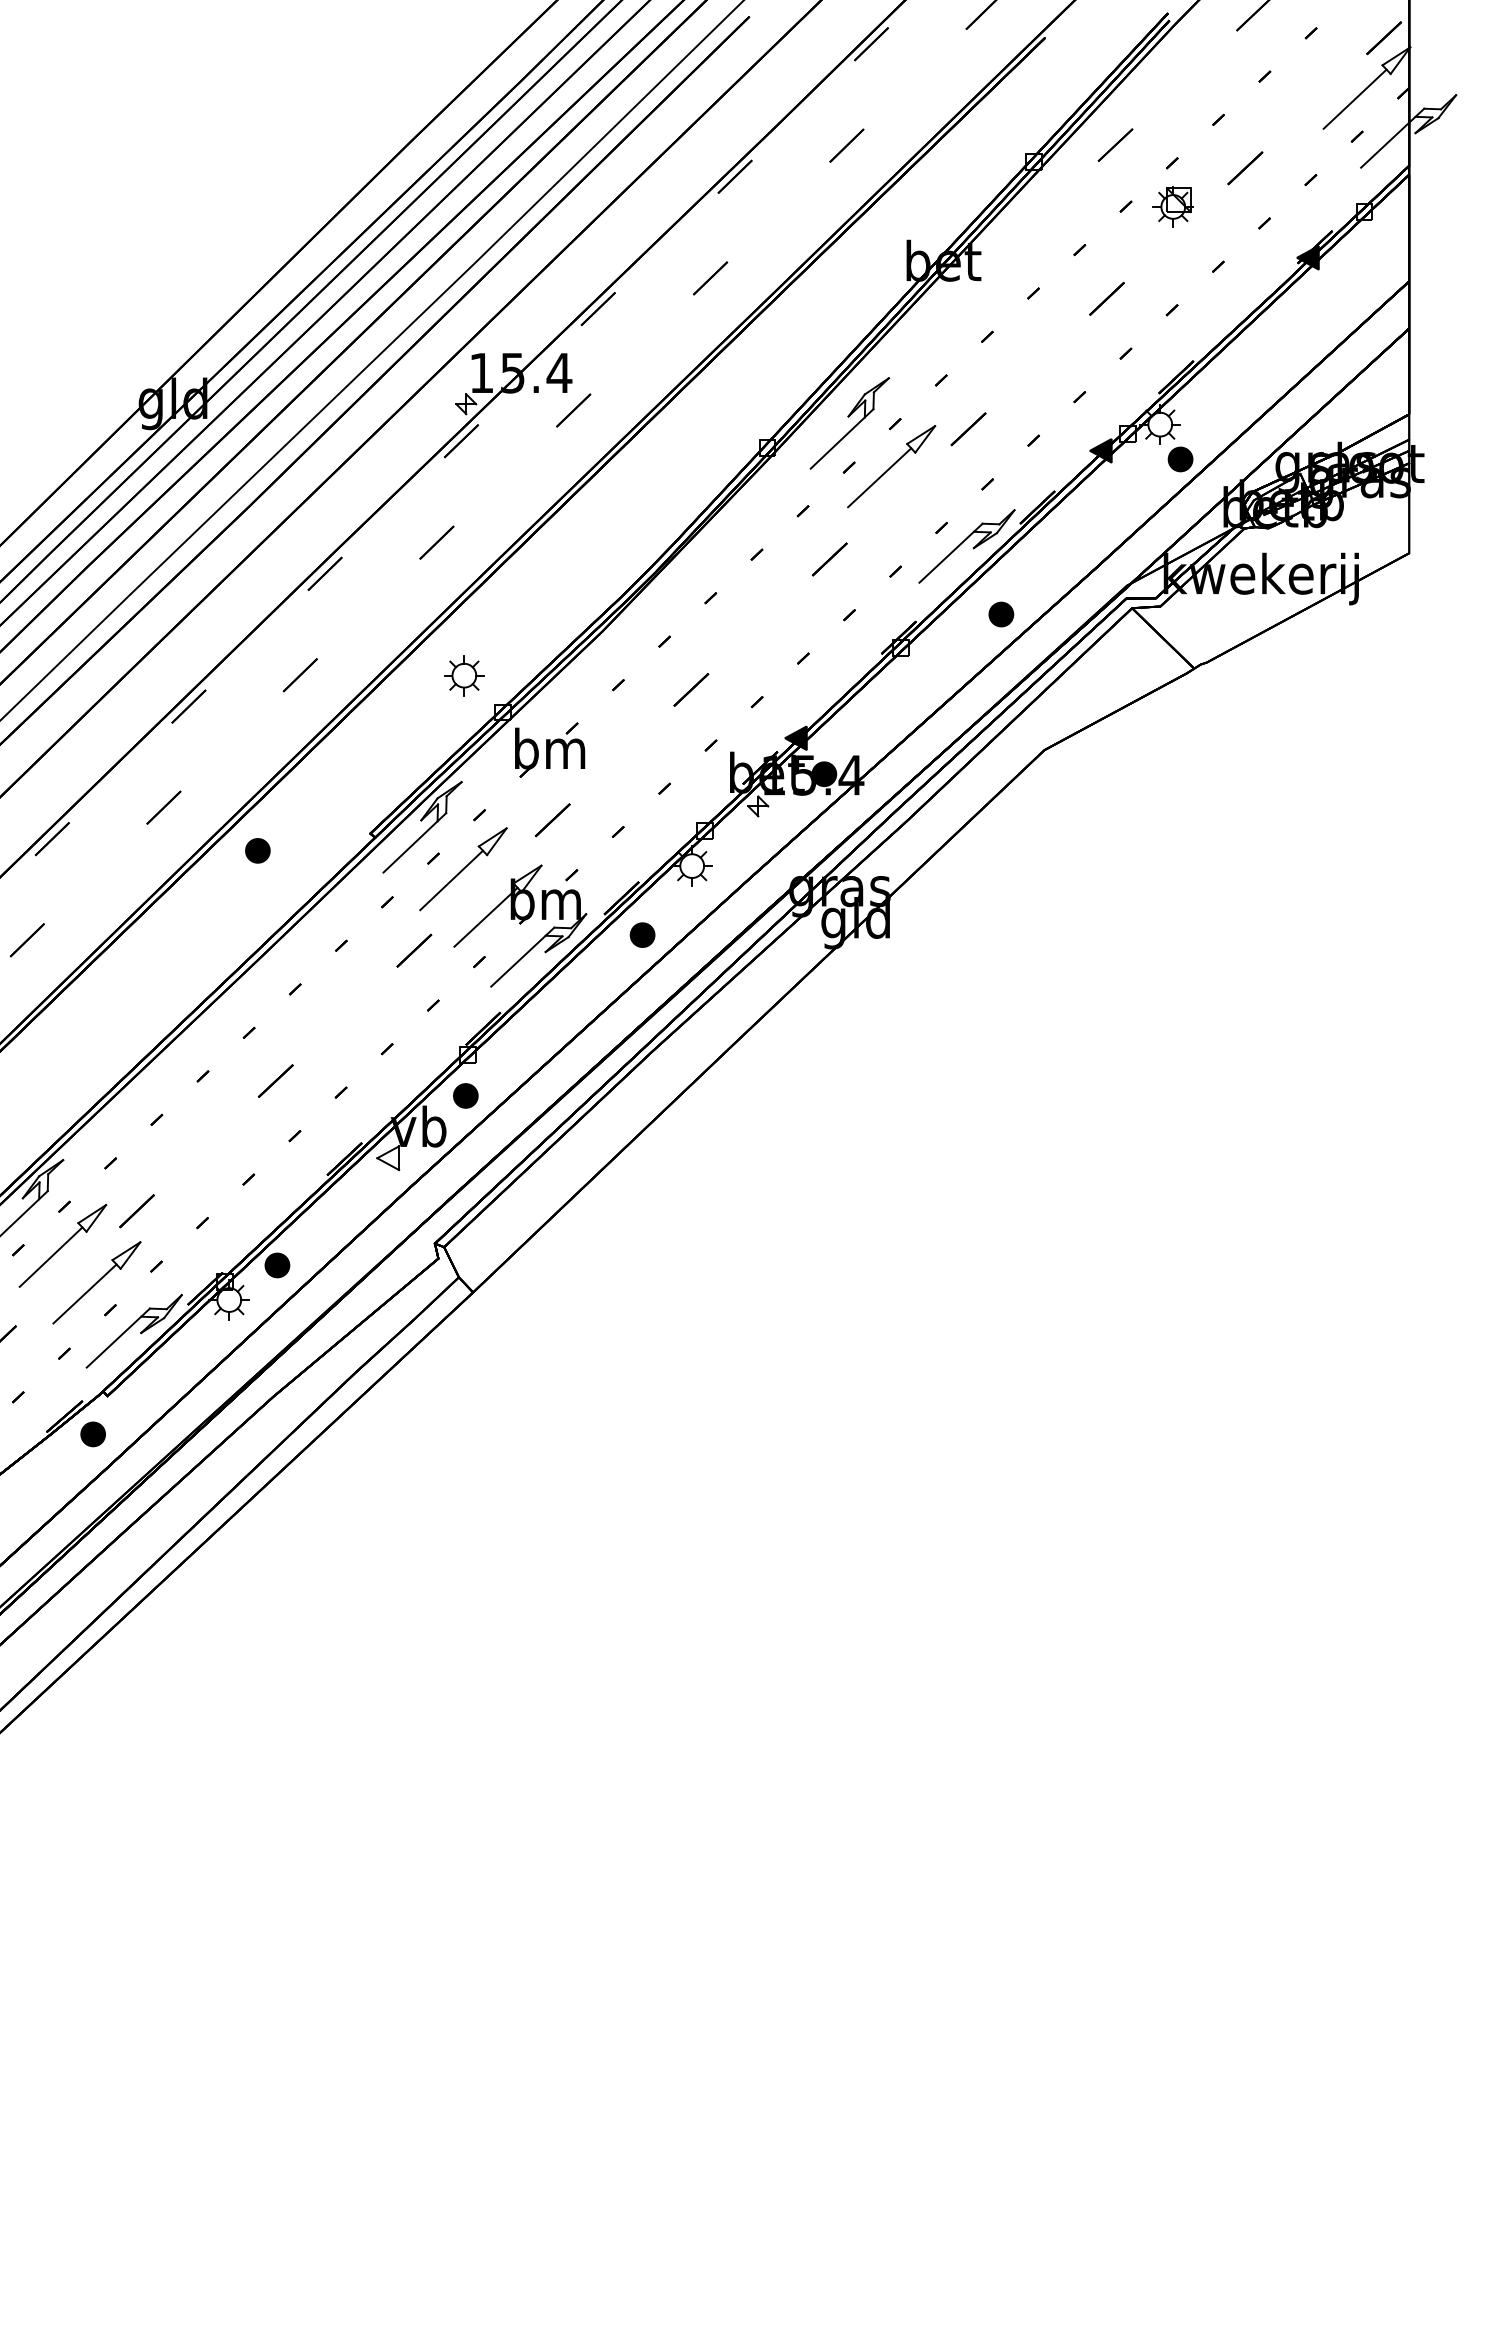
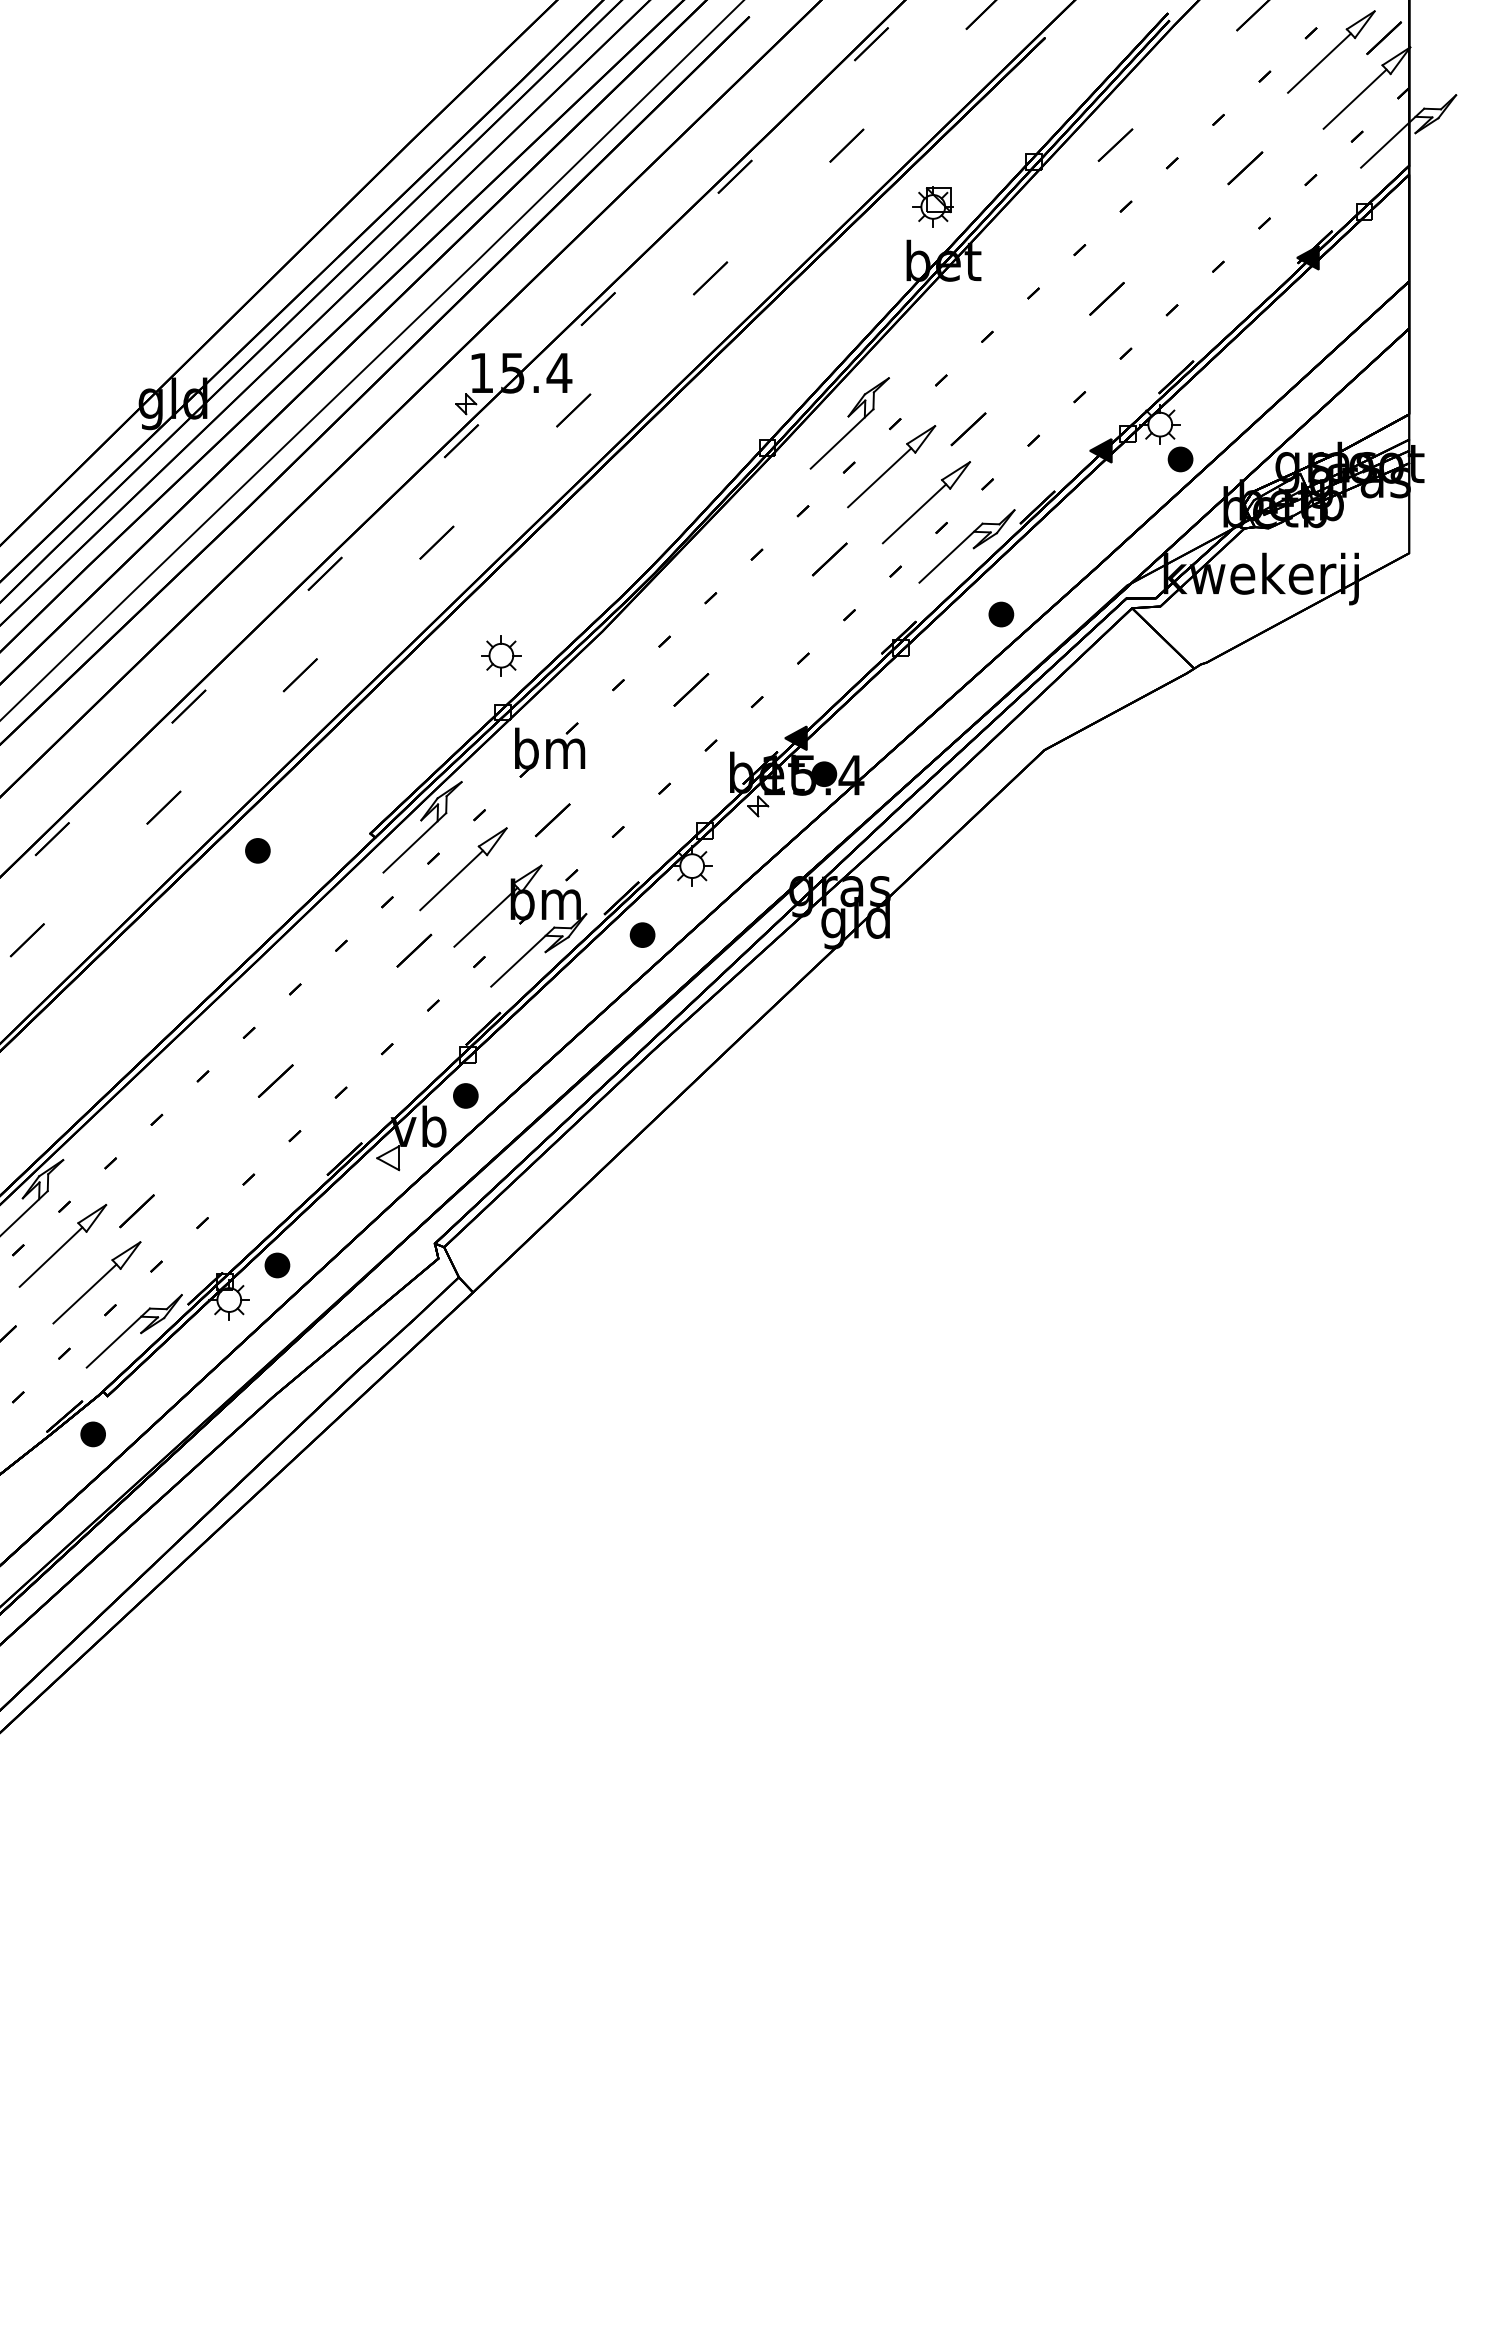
part: none -> present (1331, 51)
part position: (1172, 206) -> (932, 206) (932, 206)
part: none -> present (926, 502)
part position: (464, 675) -> (501, 655) (501, 655)
